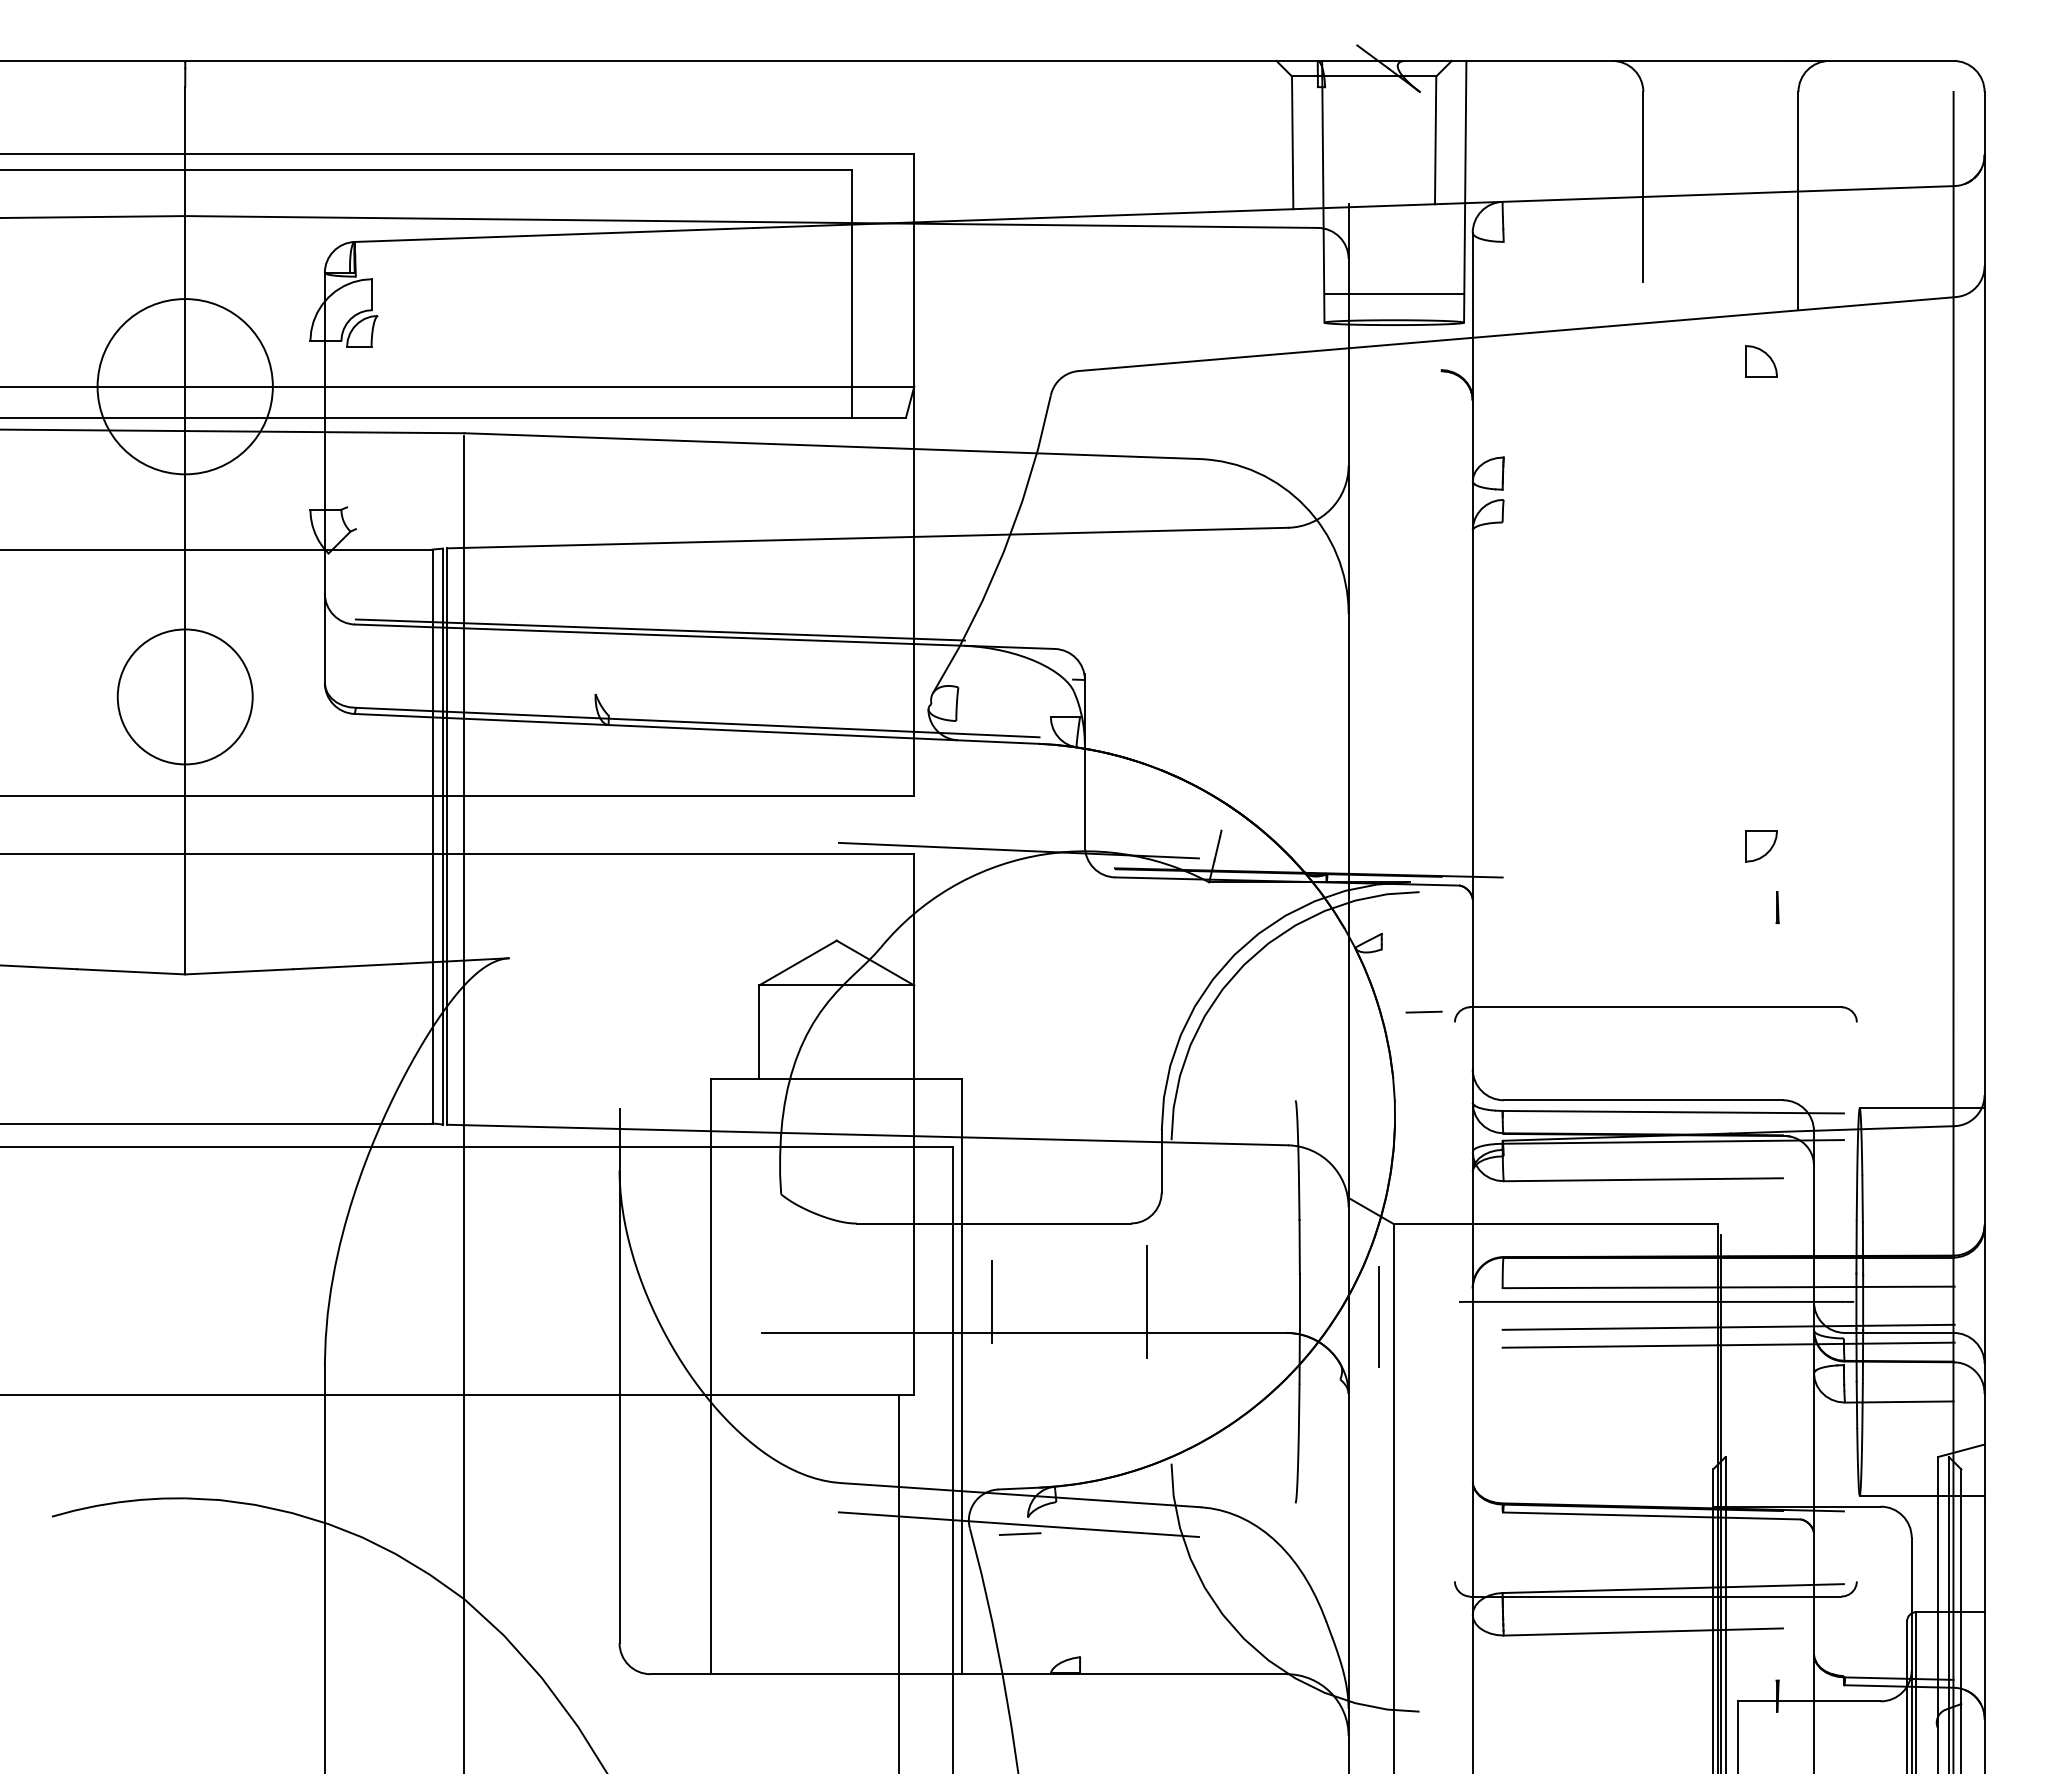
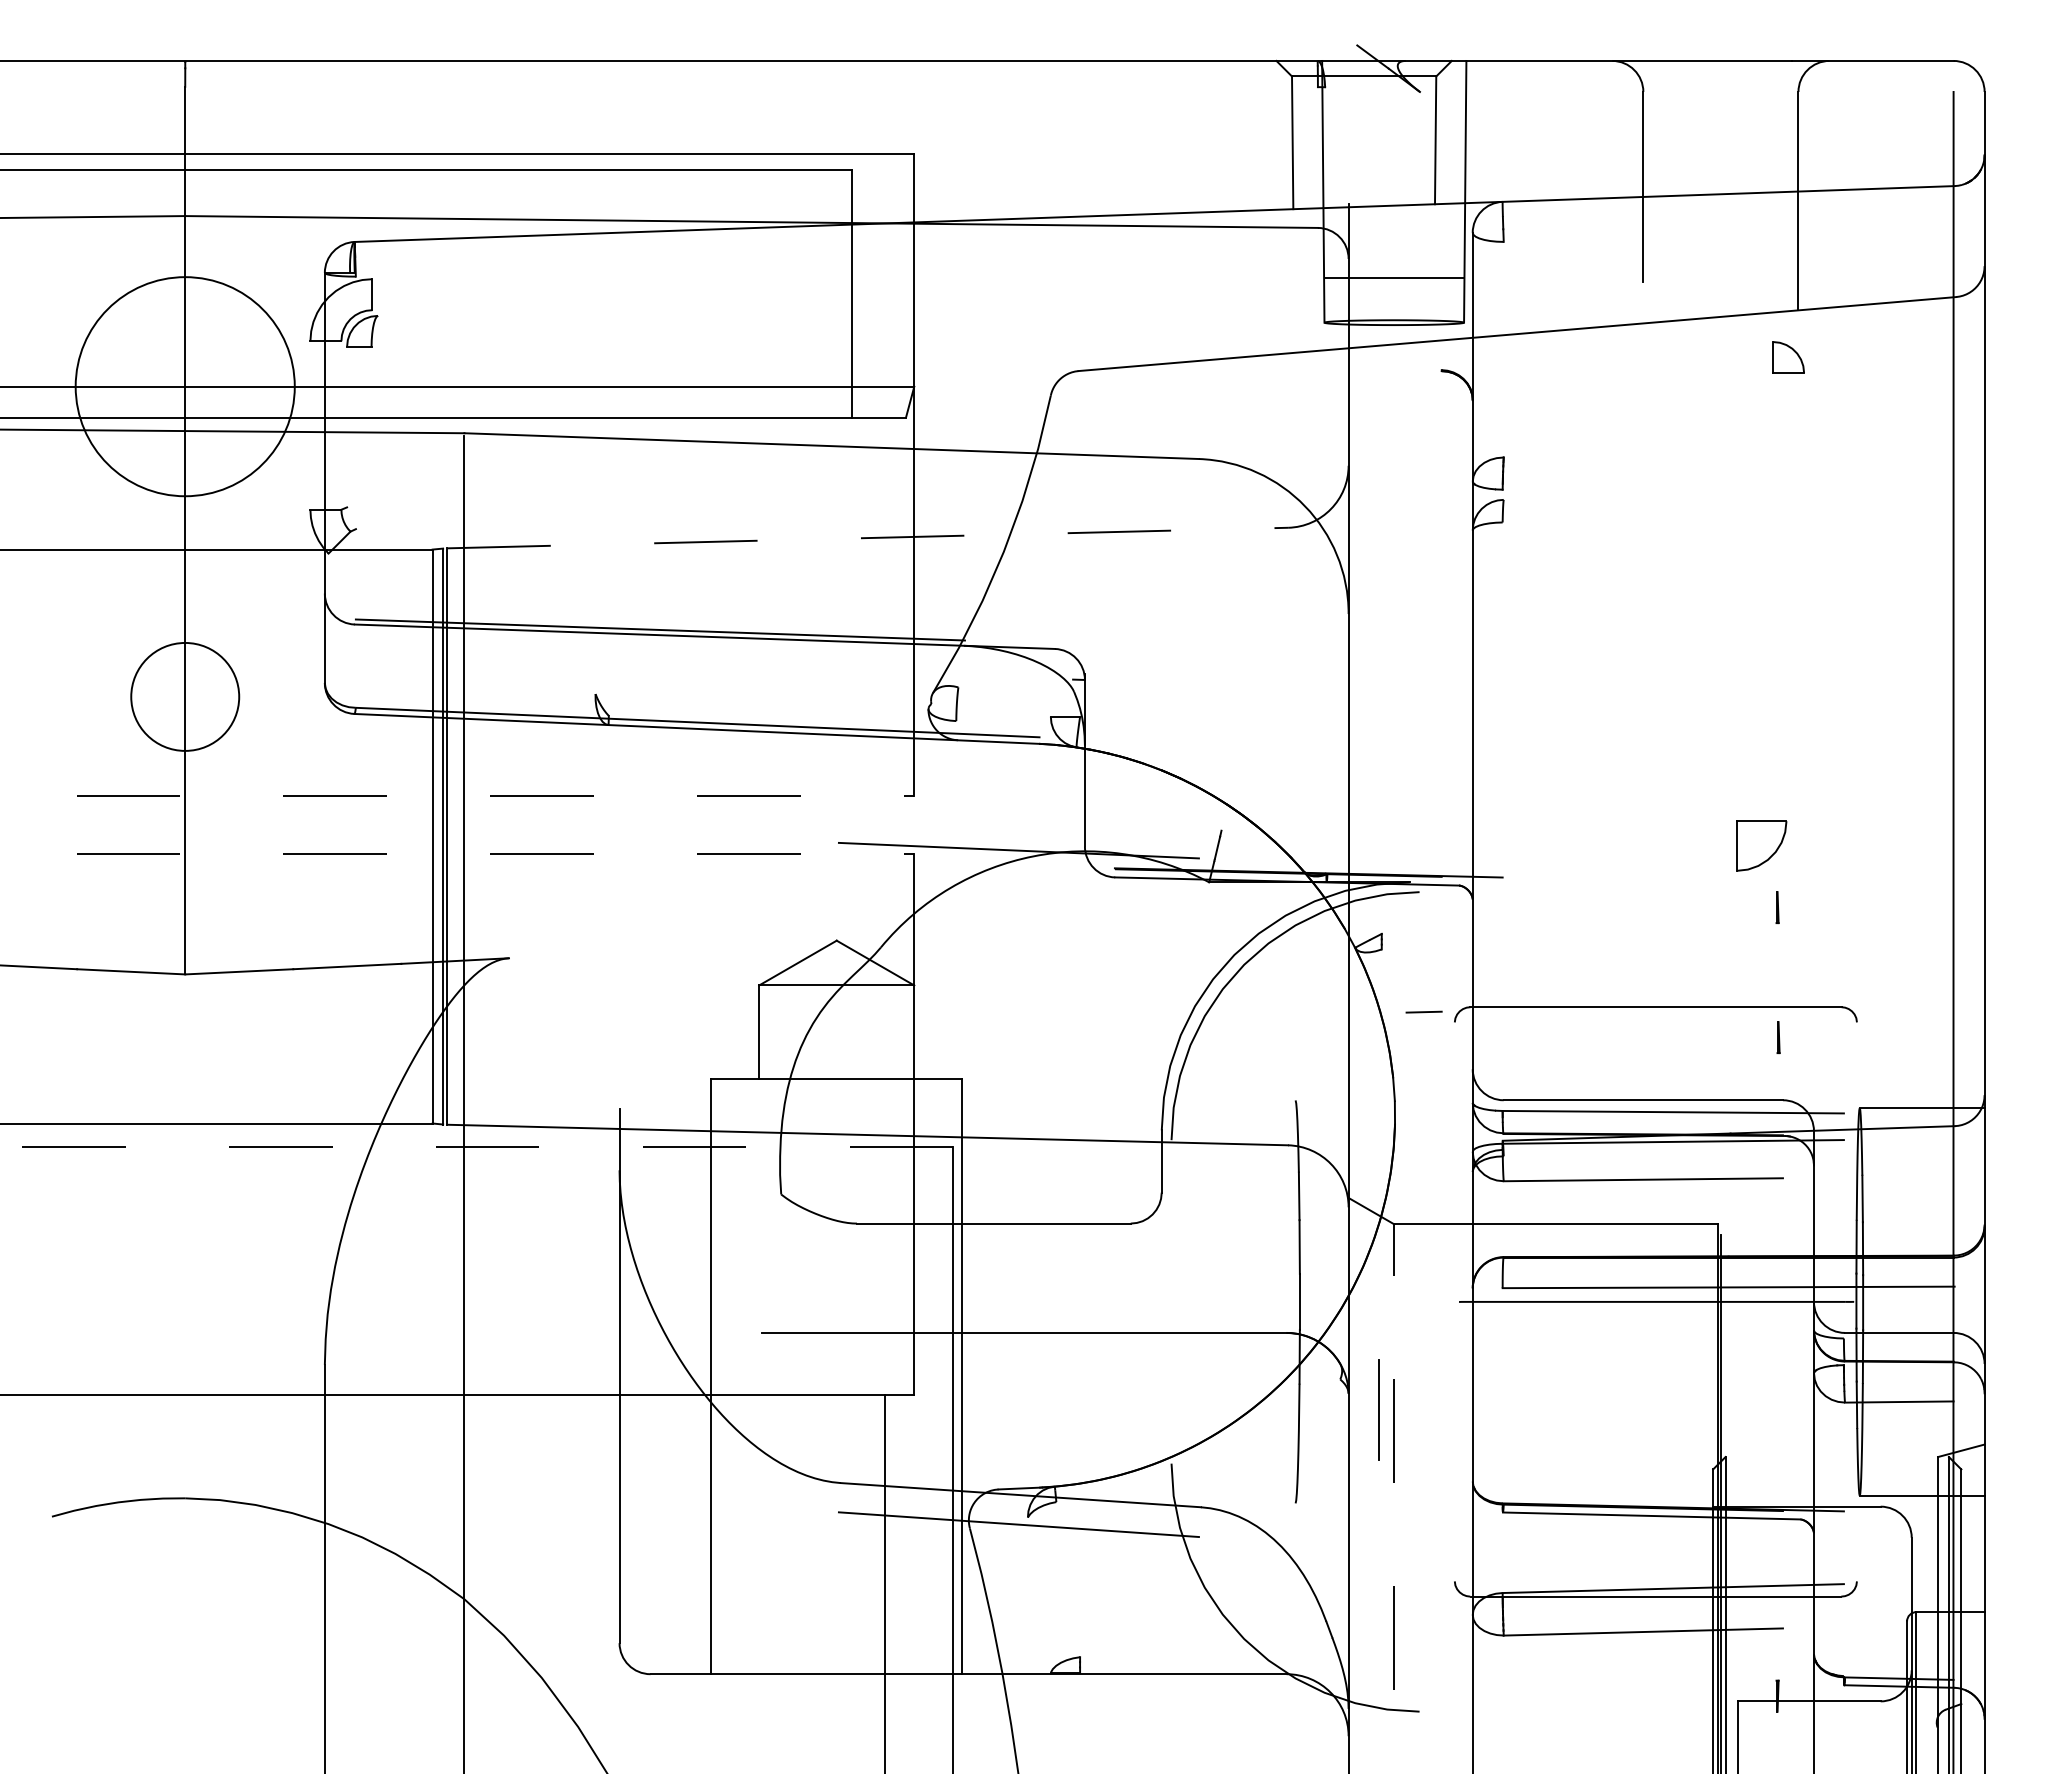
line position: (1394, 293) -> (1394, 277) (1394, 277)
part position: (1761, 361) -> (1788, 357) (1788, 357)
circle diameter: 175 px -> 219 px (184, 386)
line: solid -> dashed (868, 538)
circle diameter: 135 px -> 108 px (185, 696)
line: solid -> dashed (457, 796)
part size: 33x33 px -> 52x52 px (1761, 845)
line: solid -> dashed (457, 853)
line: none -> present (1778, 1037)
line: solid -> dashed (477, 1146)
line: present -> none (991, 1301)
line: present -> none (1146, 1301)
line position: (1378, 1316) -> (1378, 1409) (1378, 1409)
line: present -> none (1728, 1326)
line: present -> none (1728, 1344)
line: solid -> dashed (1394, 1498)
line: present -> none (1019, 1534)
line position: (898, 1582) -> (884, 1582) (884, 1582)
